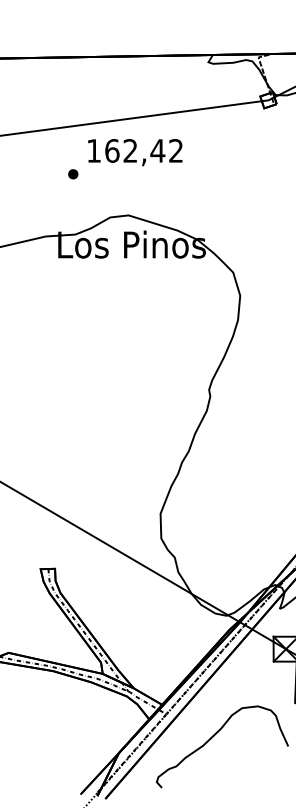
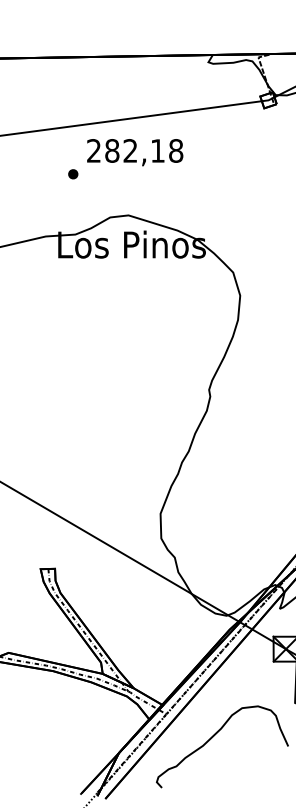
text: 162,42 -> 282,18 (135, 150)
